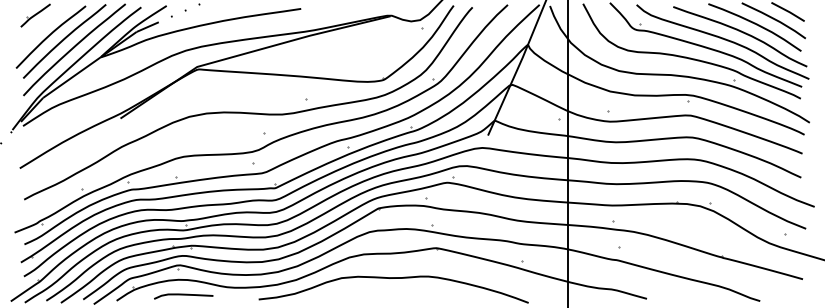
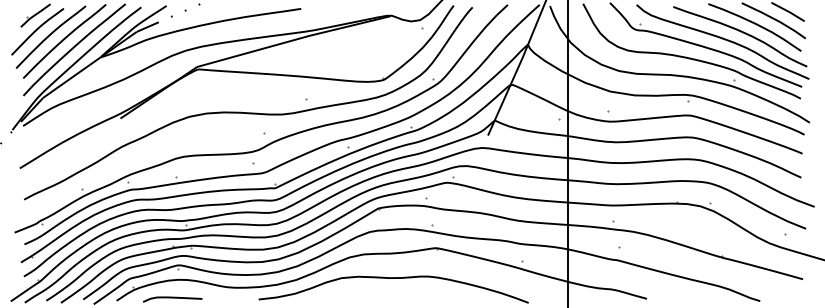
curve: none -> present (37, 30)
curve position: (183, 295) -> (172, 298) (172, 298)
